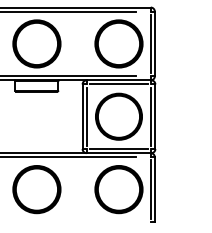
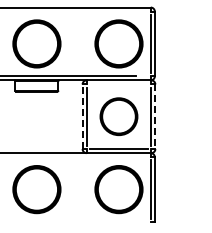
line: present -> none (68, 11)
line: present -> none (118, 84)
line: solid -> dashed (82, 116)
part size: 48x49 px -> 40x39 px (118, 116)
line: solid -> dashed (155, 117)
line: present -> none (68, 157)
